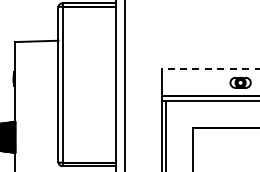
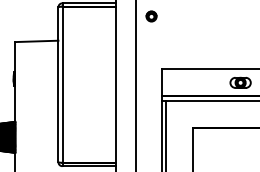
part: none -> present (151, 16)
line: dashed -> solid (210, 69)
line position: (125, 85) -> (136, 85) (136, 85)
